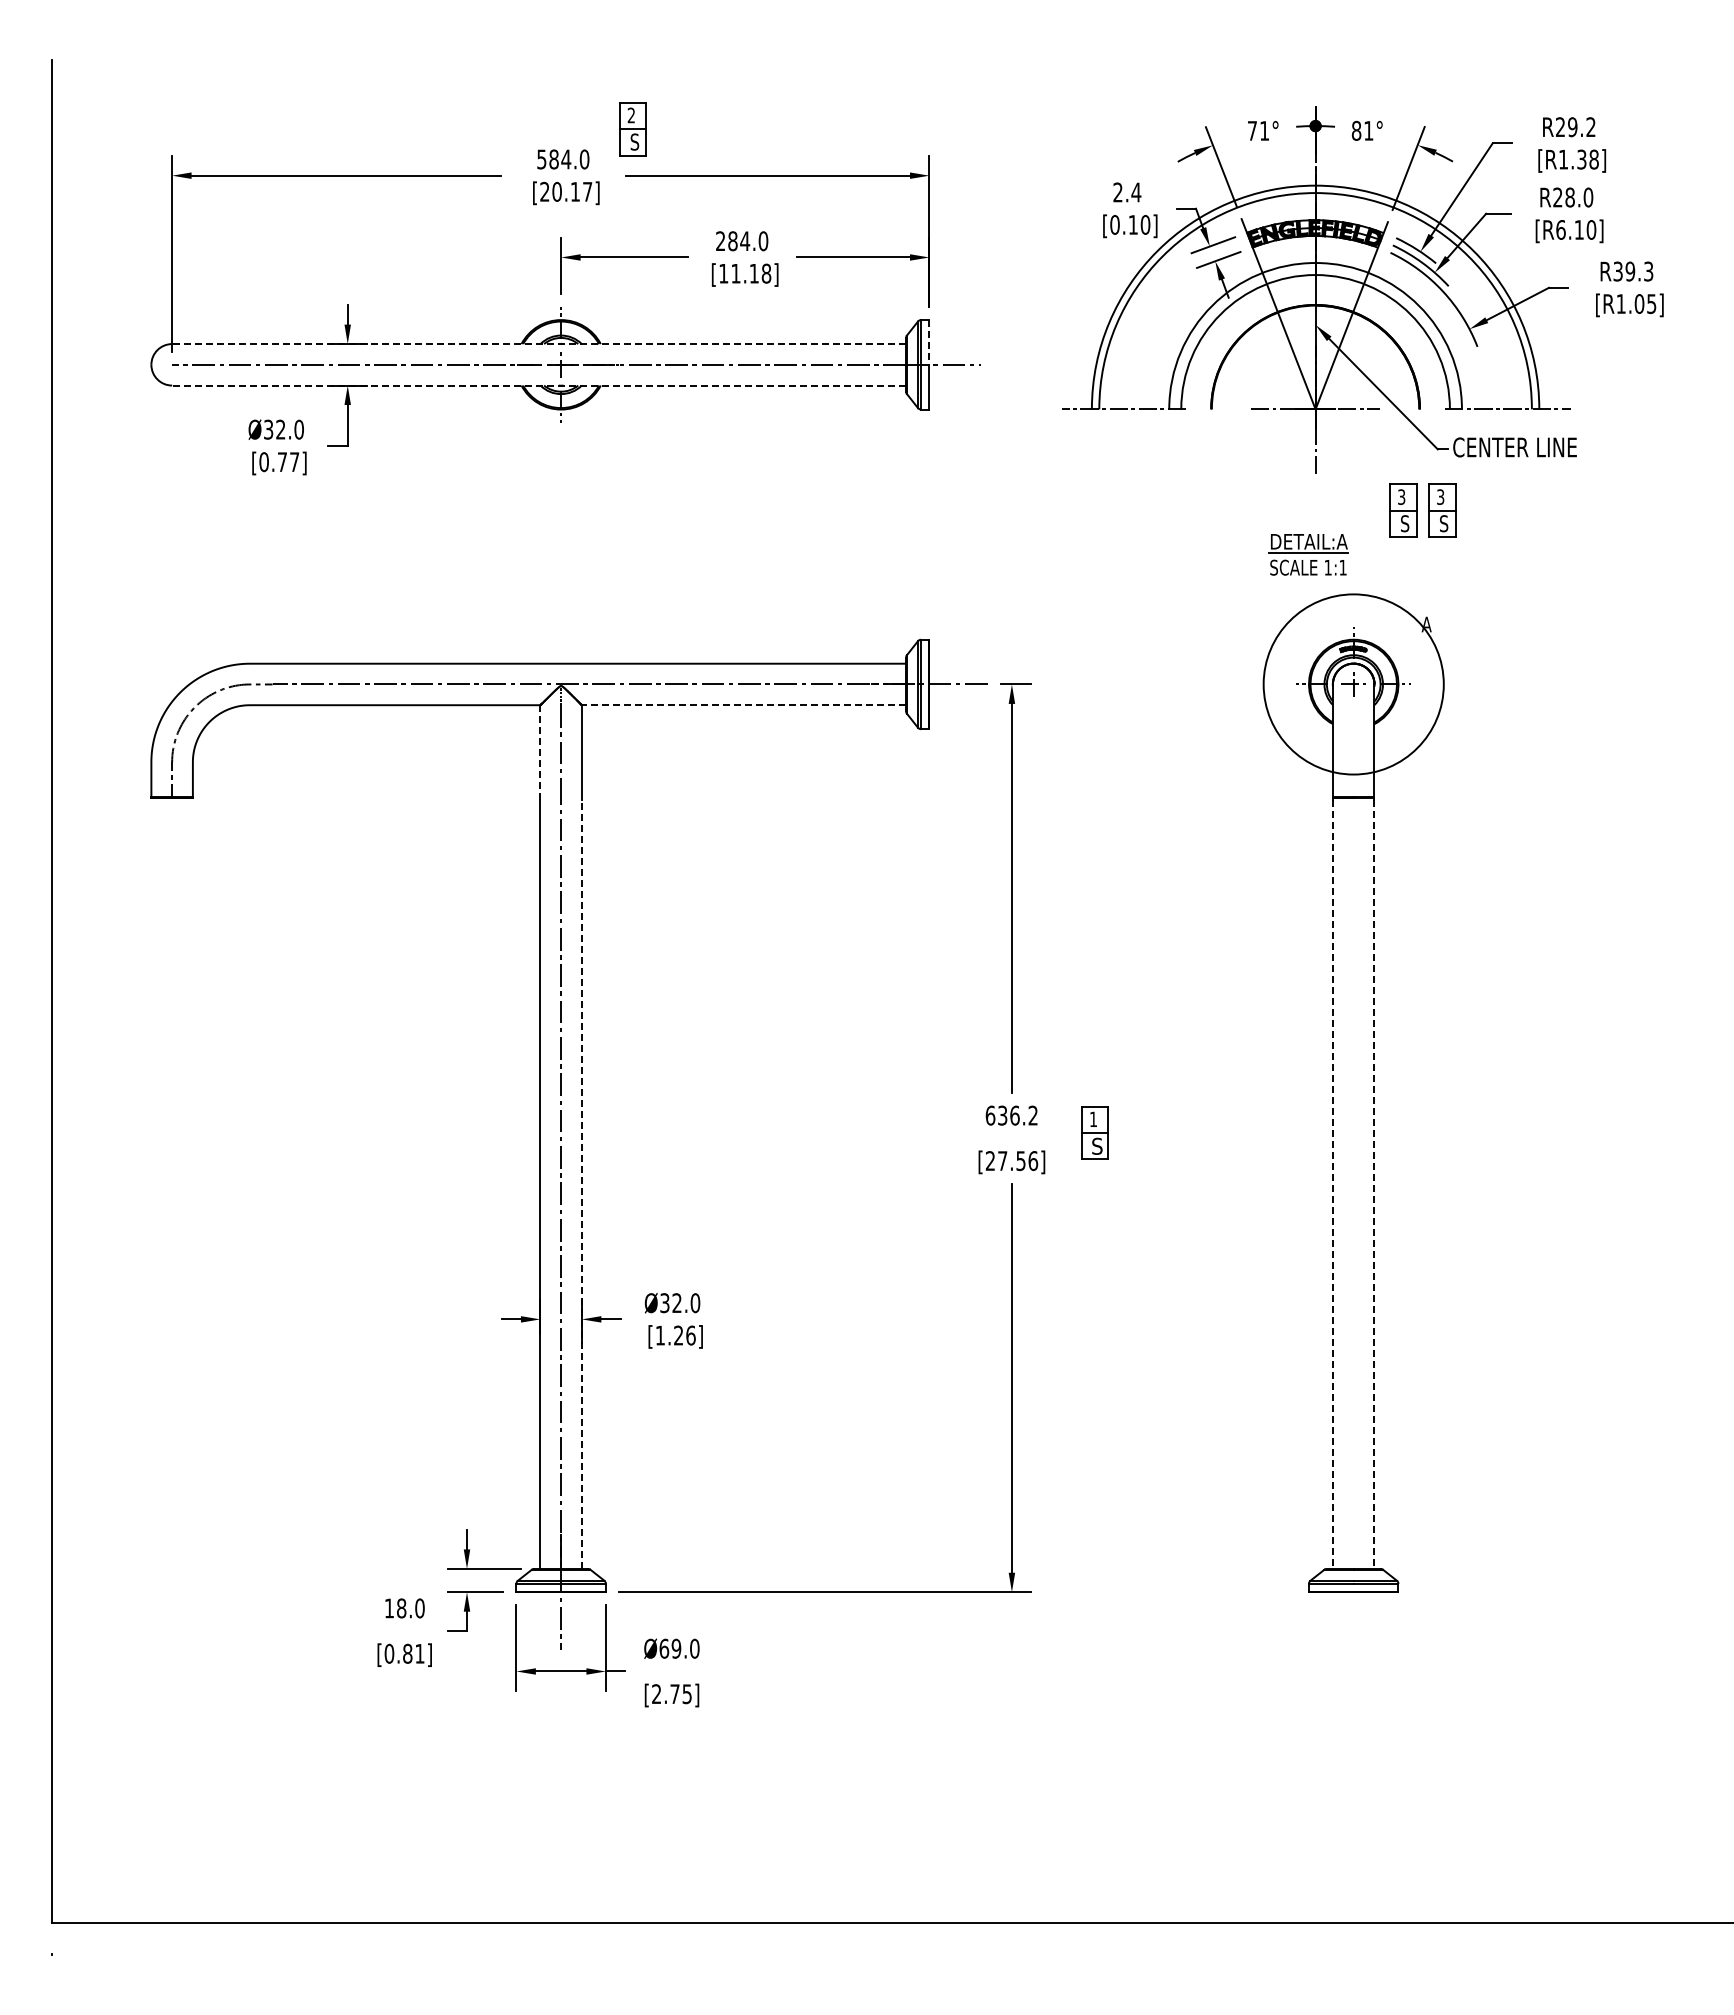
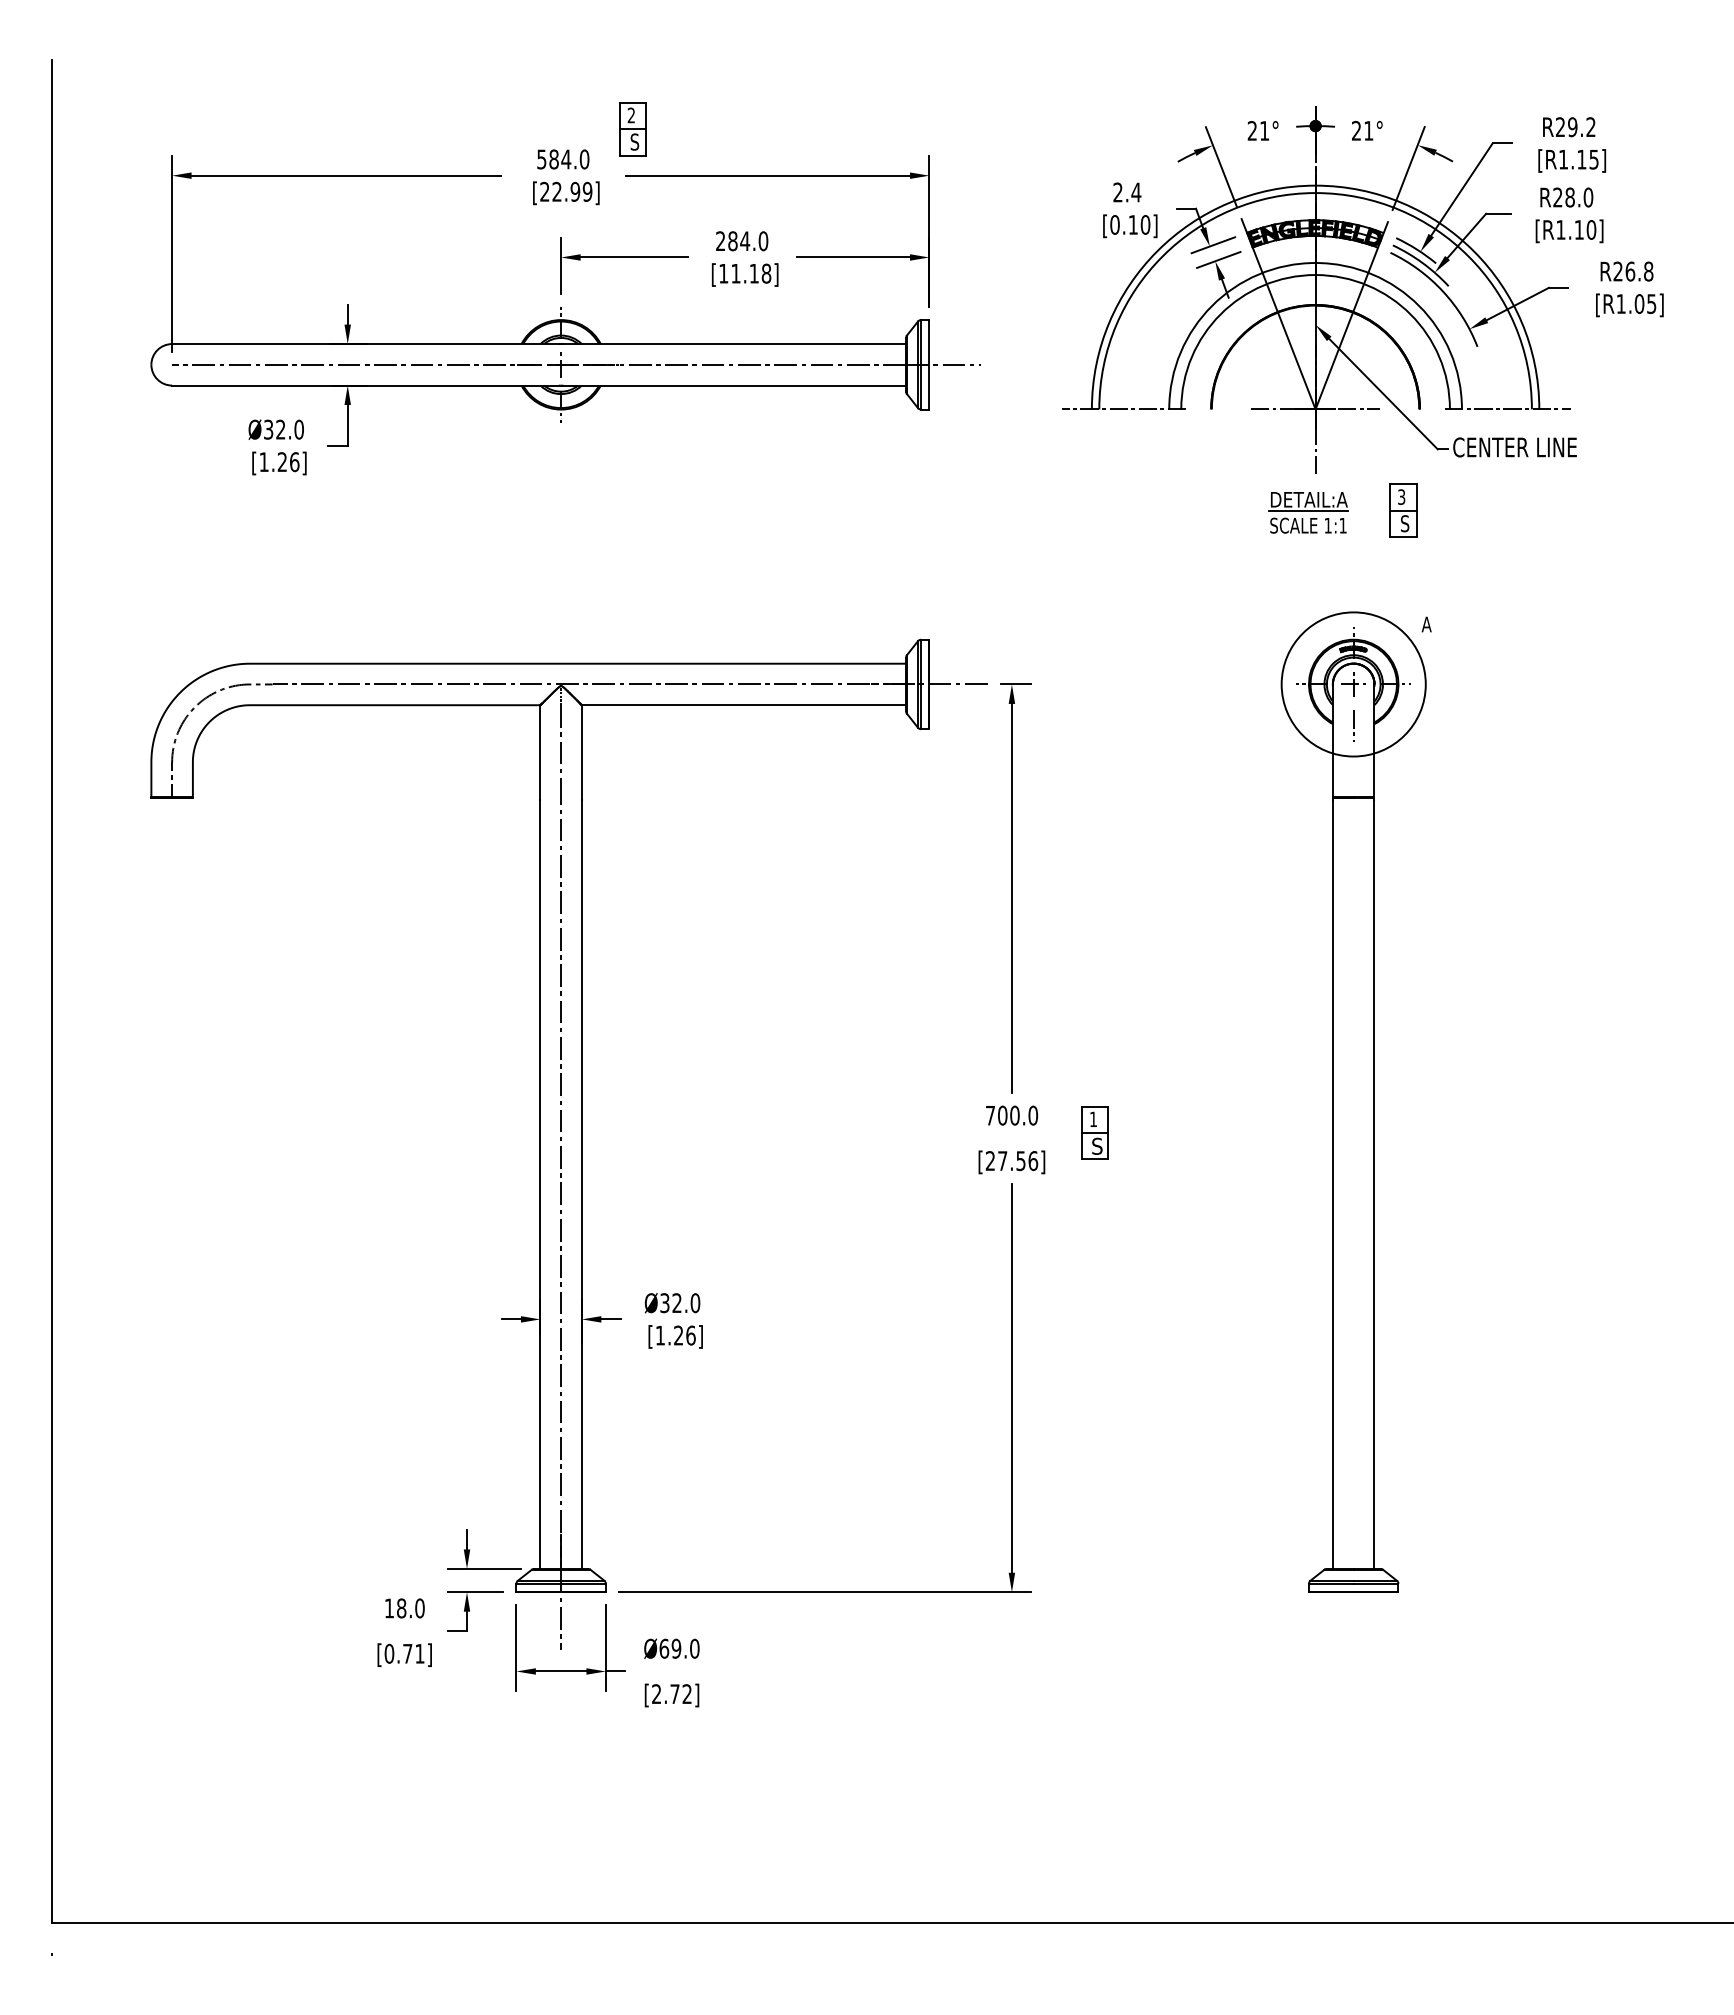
text: 71° -> 21° (1251, 130)
text: 81° -> 21° (1356, 130)
text: [R1.38] -> [R1.15] (1587, 159)
text: [20.17] -> [22.99] (572, 191)
text: [R6.10] -> [R1.10] (1560, 229)
text: R39.3 -> R26.8 (1633, 271)
line: dashed -> solid (929, 342)
line: dashed -> solid (539, 344)
line: dashed -> solid (539, 385)
text: [0.77] -> [1.26] (279, 462)
part: present -> none (1442, 510)
part position: (1308, 554) -> (1308, 512) (1308, 512)
circle diameter: 180 px -> 144 px (1353, 684)
line: dashed -> solid (743, 705)
line: none -> present (1353, 726)
line: dashed -> solid (540, 752)
text: 636.2 -> 700.0 (1011, 1115)
line: dashed -> solid (581, 1184)
line: dashed -> solid (1332, 1184)
line: dashed -> solid (1374, 1184)
text: [0.81] -> [0.71] (407, 1653)
text: [2.75] -> [2.72] (686, 1694)
